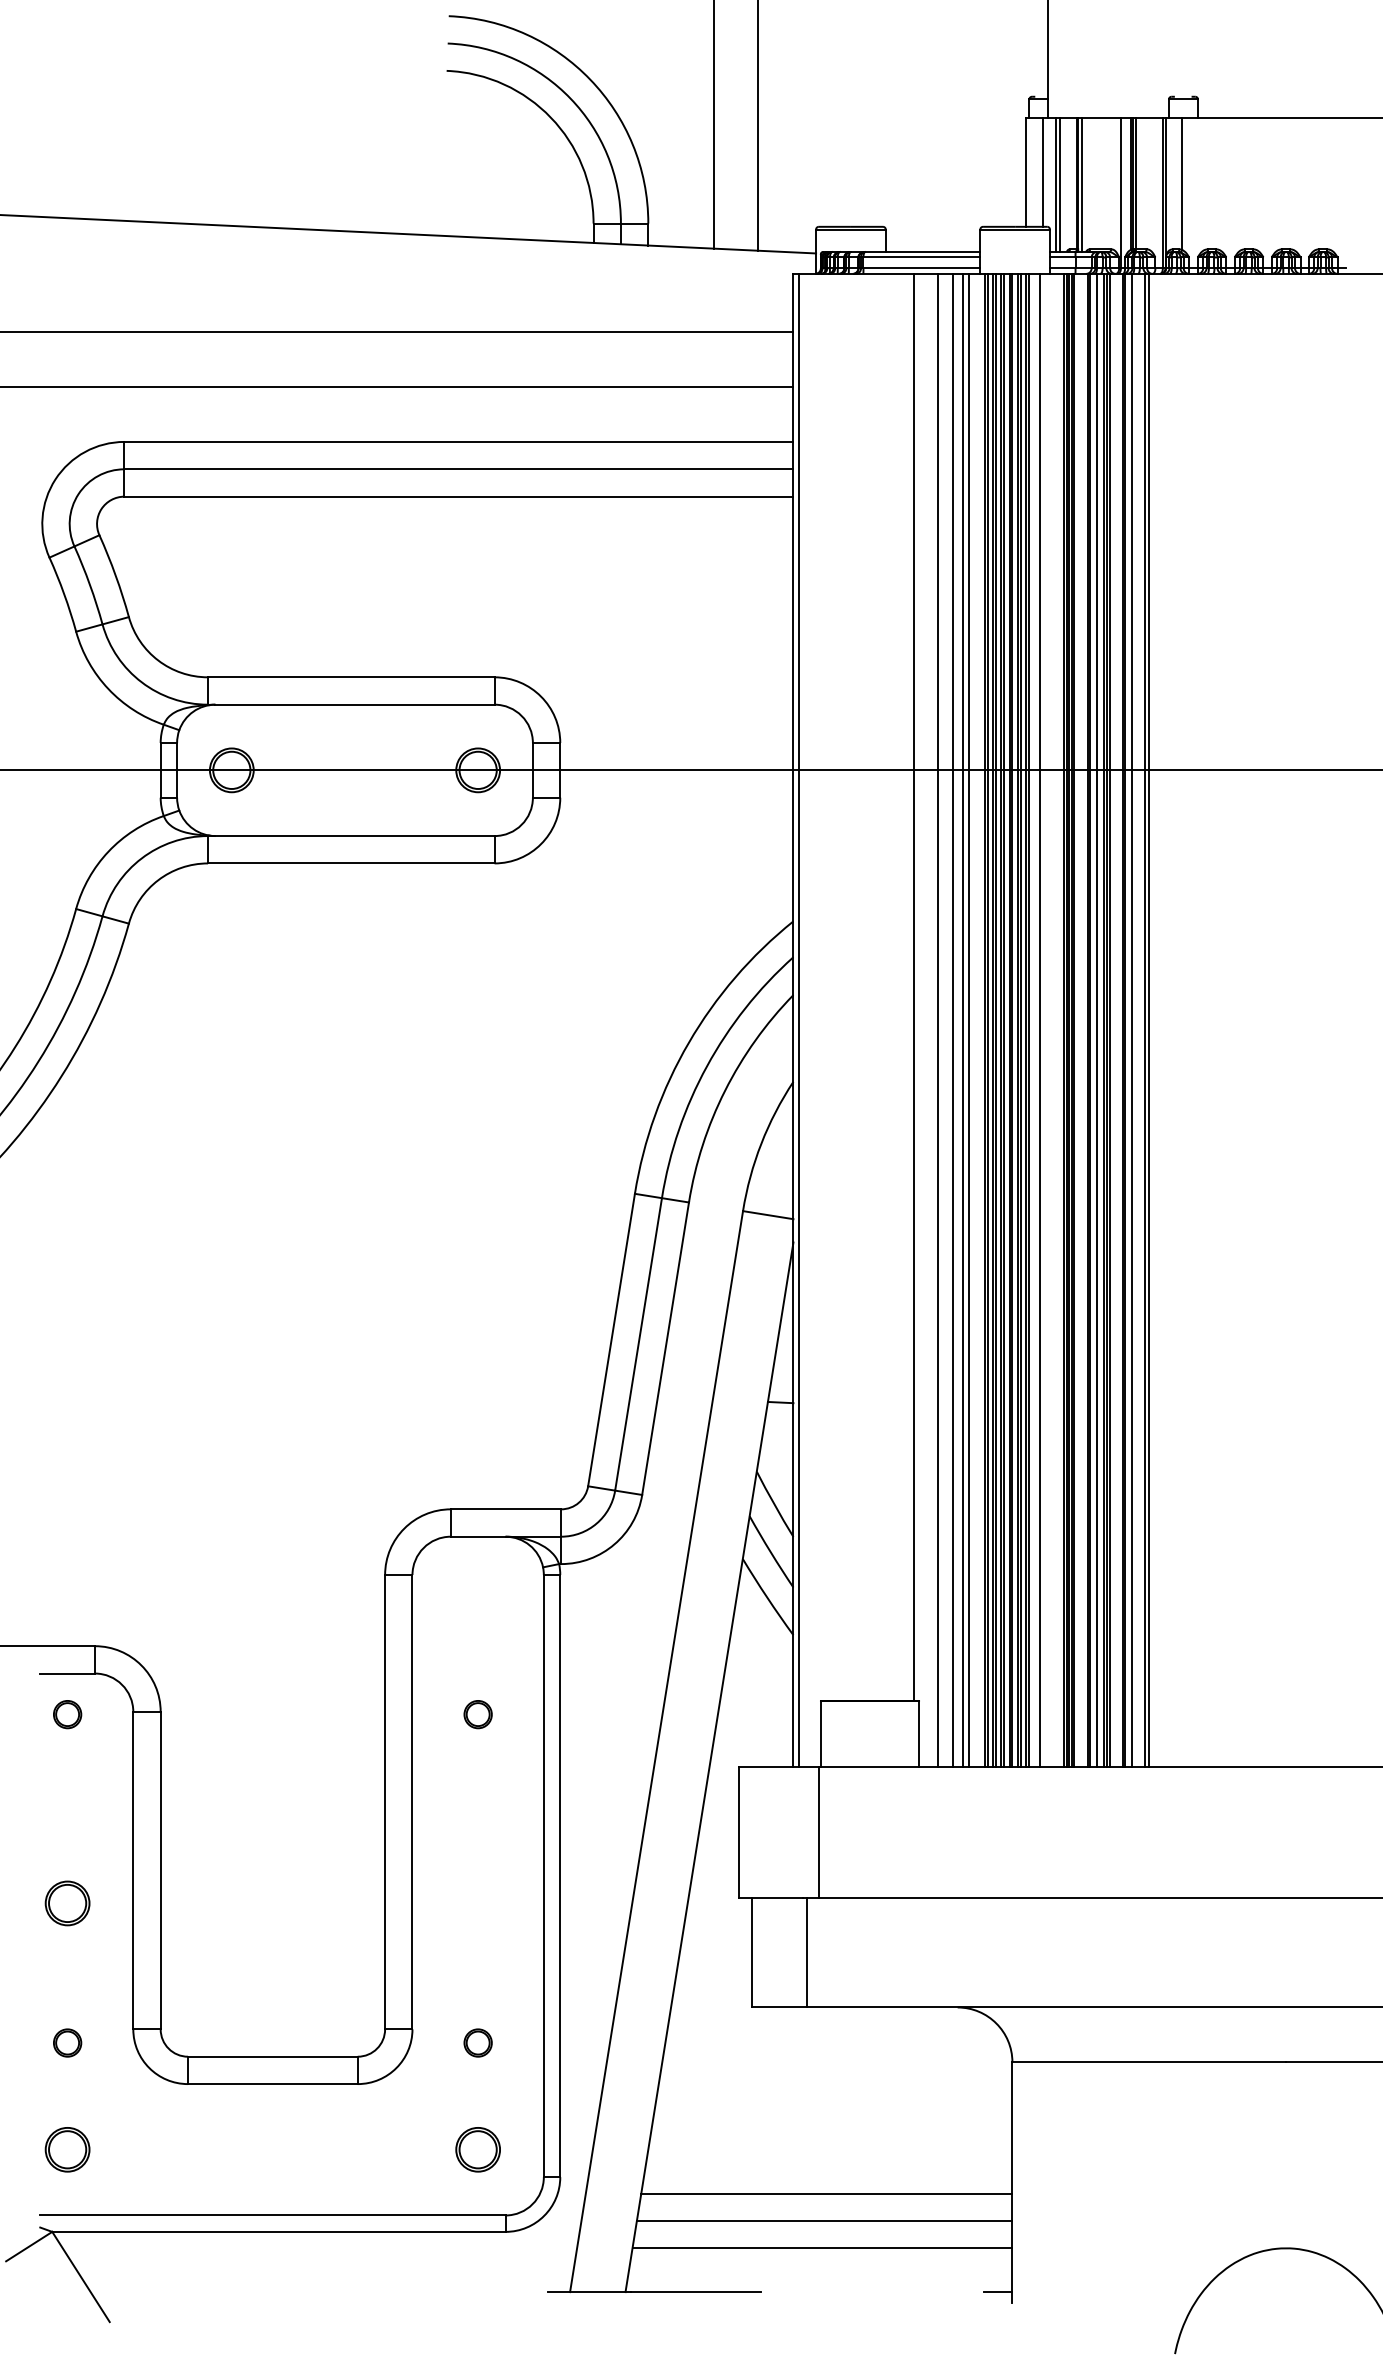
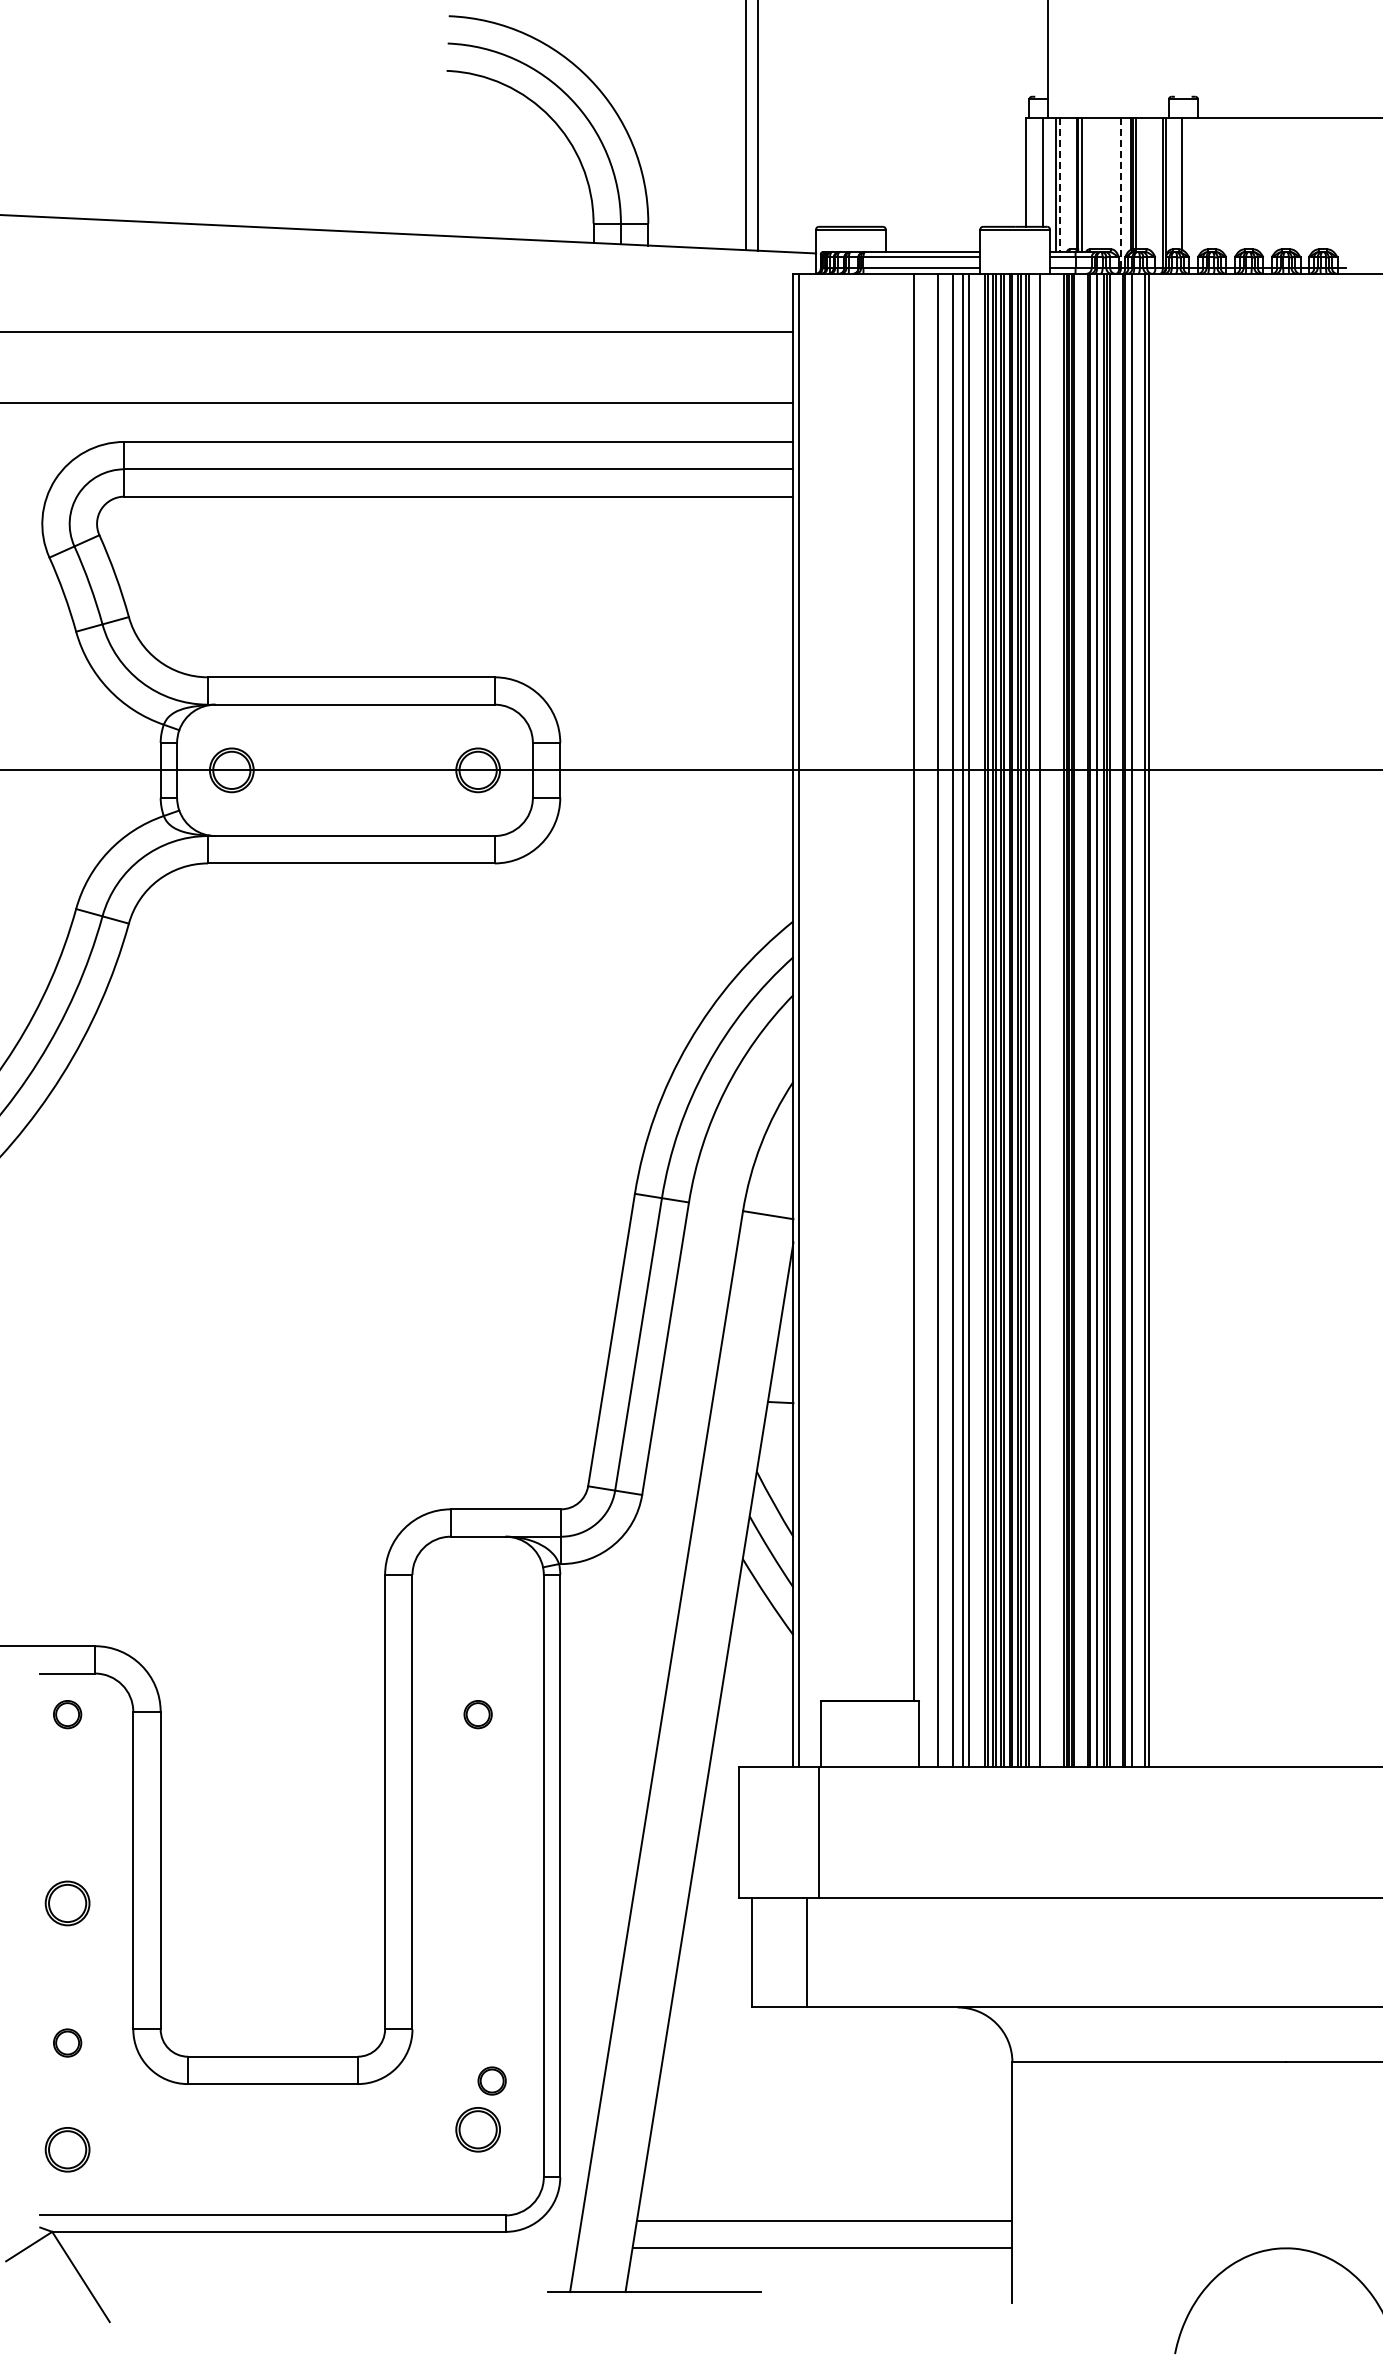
line position: (714, 125) -> (746, 125) (746, 125)
line: solid -> dashed (1060, 185)
line: solid -> dashed (1120, 193)
line position: (397, 387) -> (397, 403) (397, 403)
part position: (477, 2042) -> (491, 2080) (491, 2080)
part position: (477, 2149) -> (477, 2129) (477, 2129)
line: present -> none (826, 2193)
line: present -> none (998, 2292)
